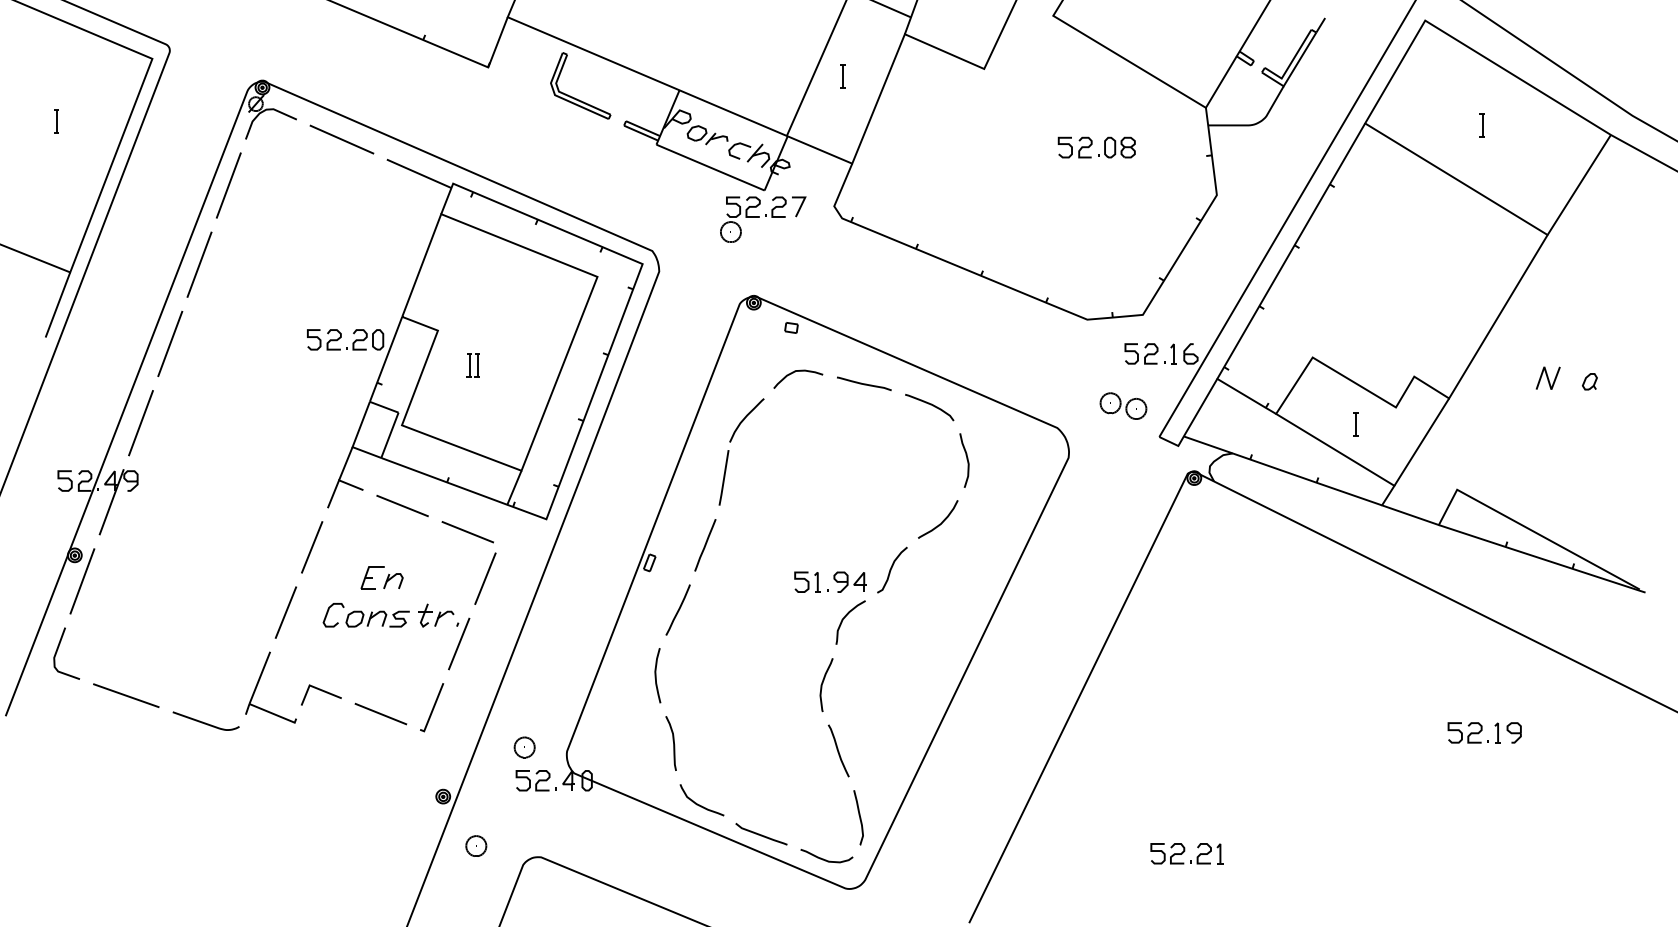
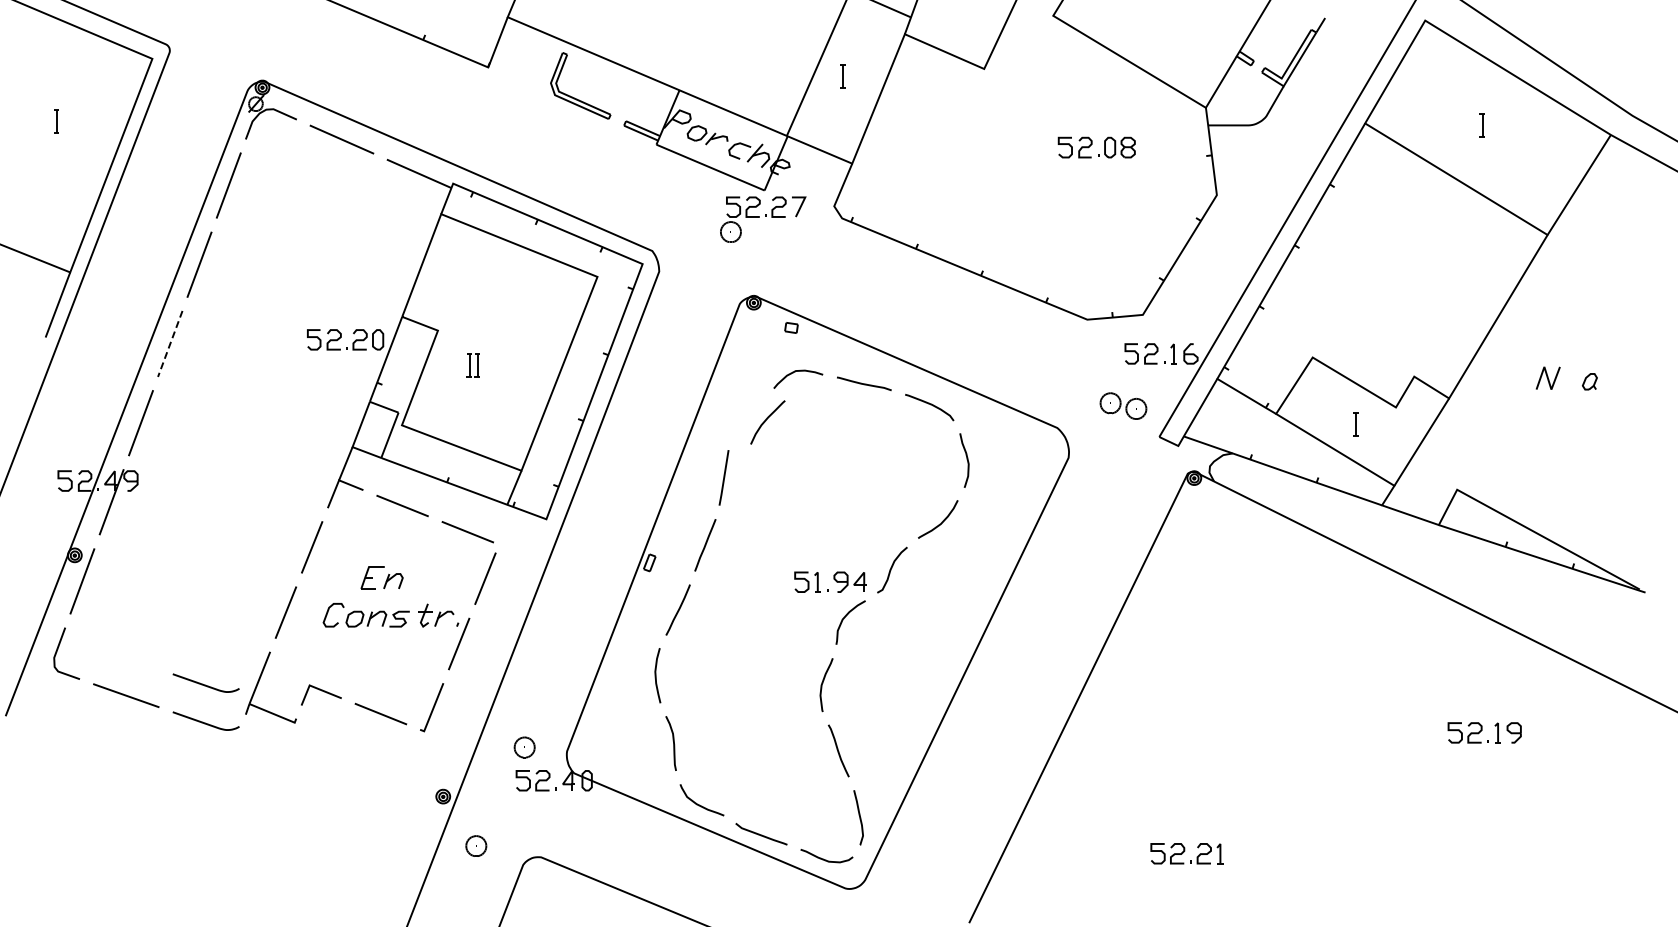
line: solid -> dashed (170, 344)
curve position: (744, 420) -> (765, 422) (765, 422)
curve: none -> present (205, 684)
